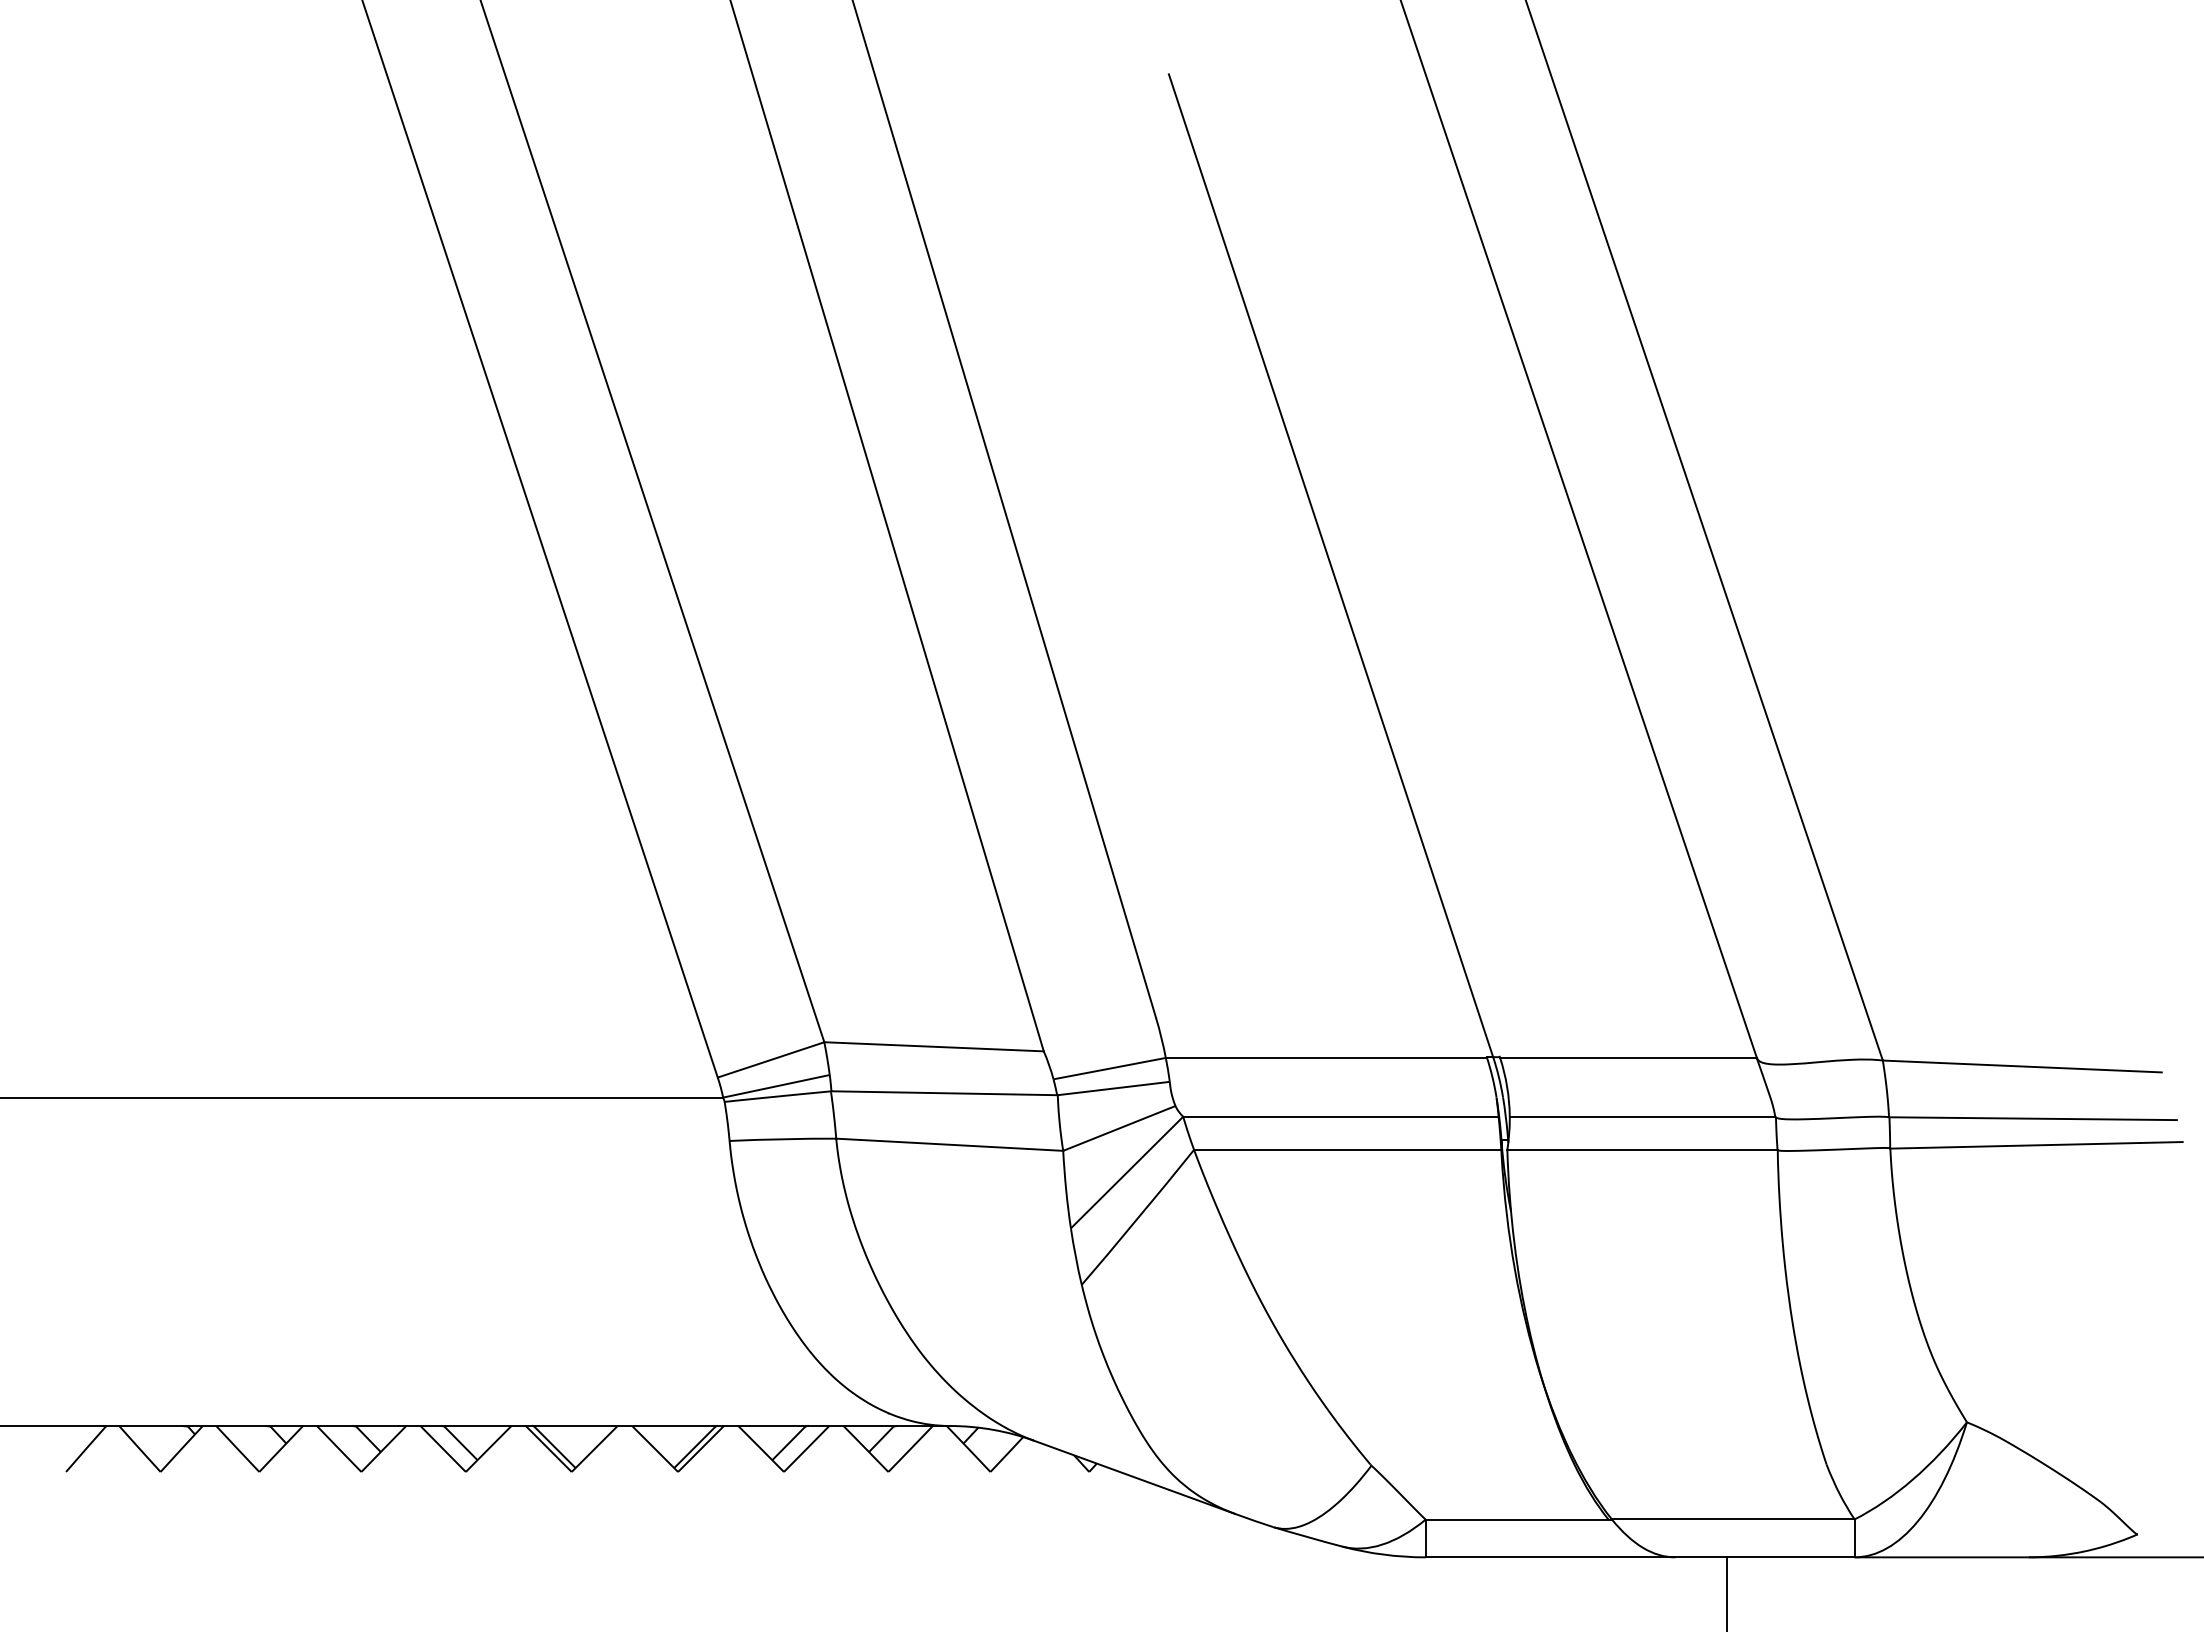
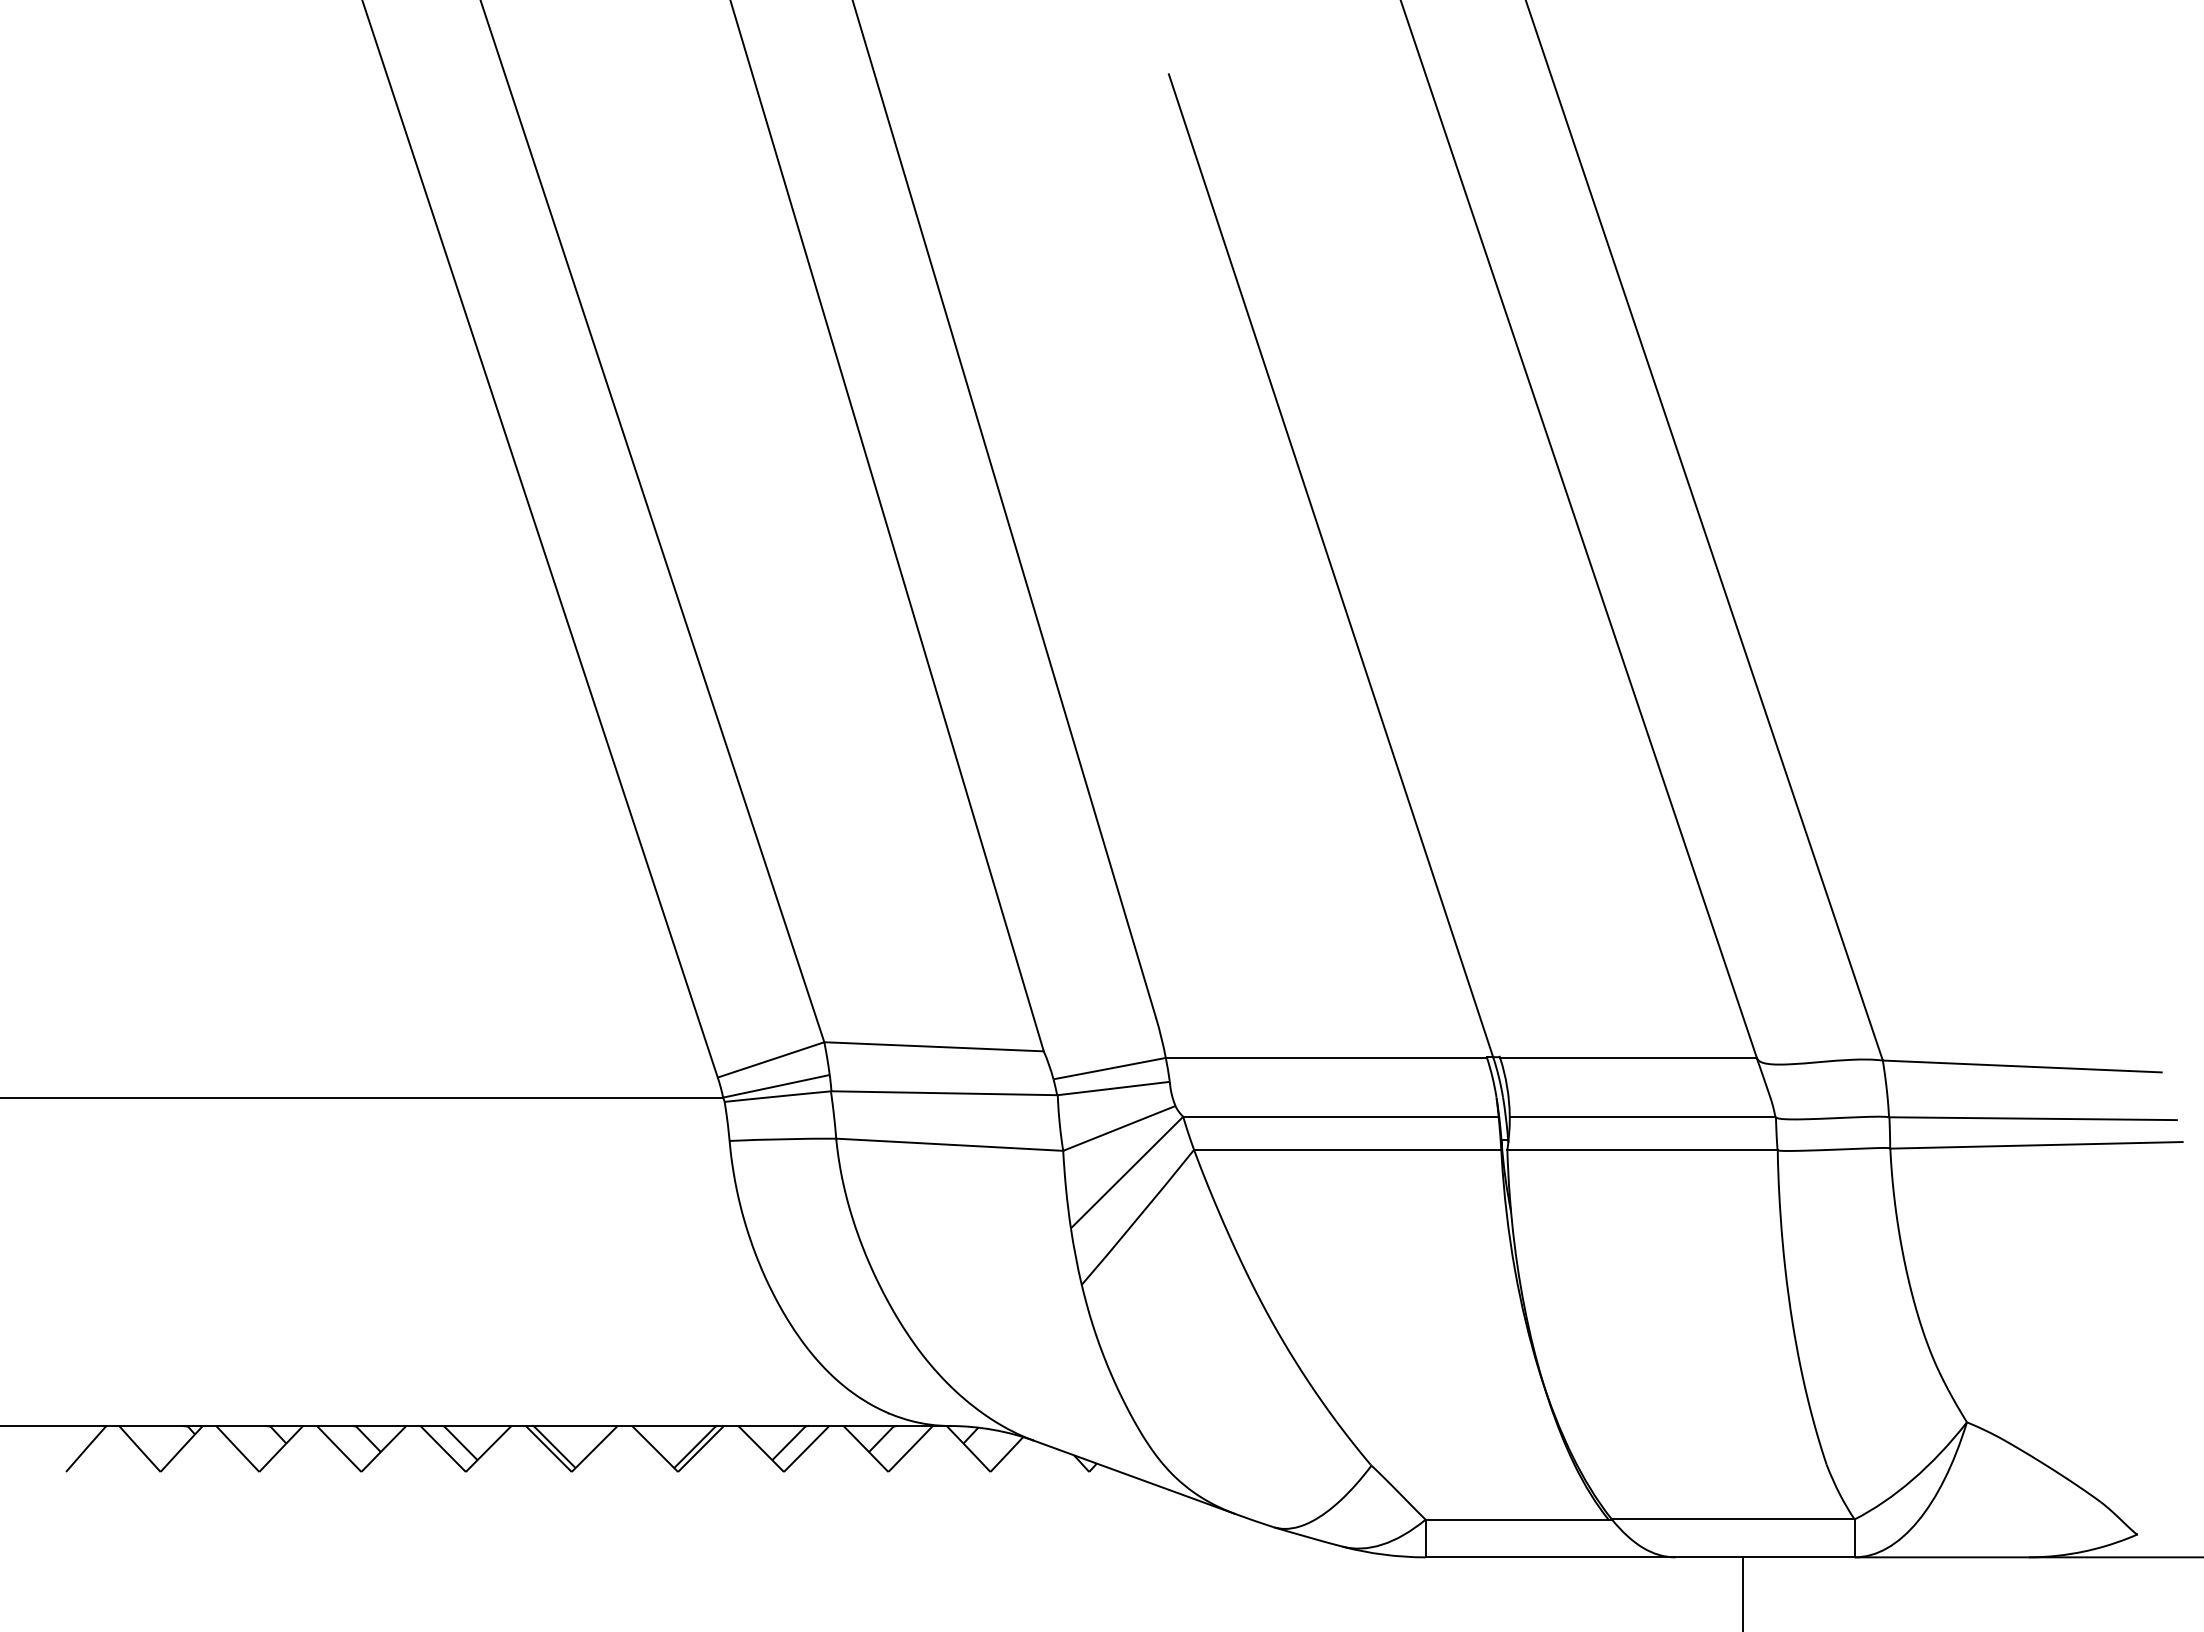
line position: (1726, 1592) -> (1742, 1592) (1742, 1592)
